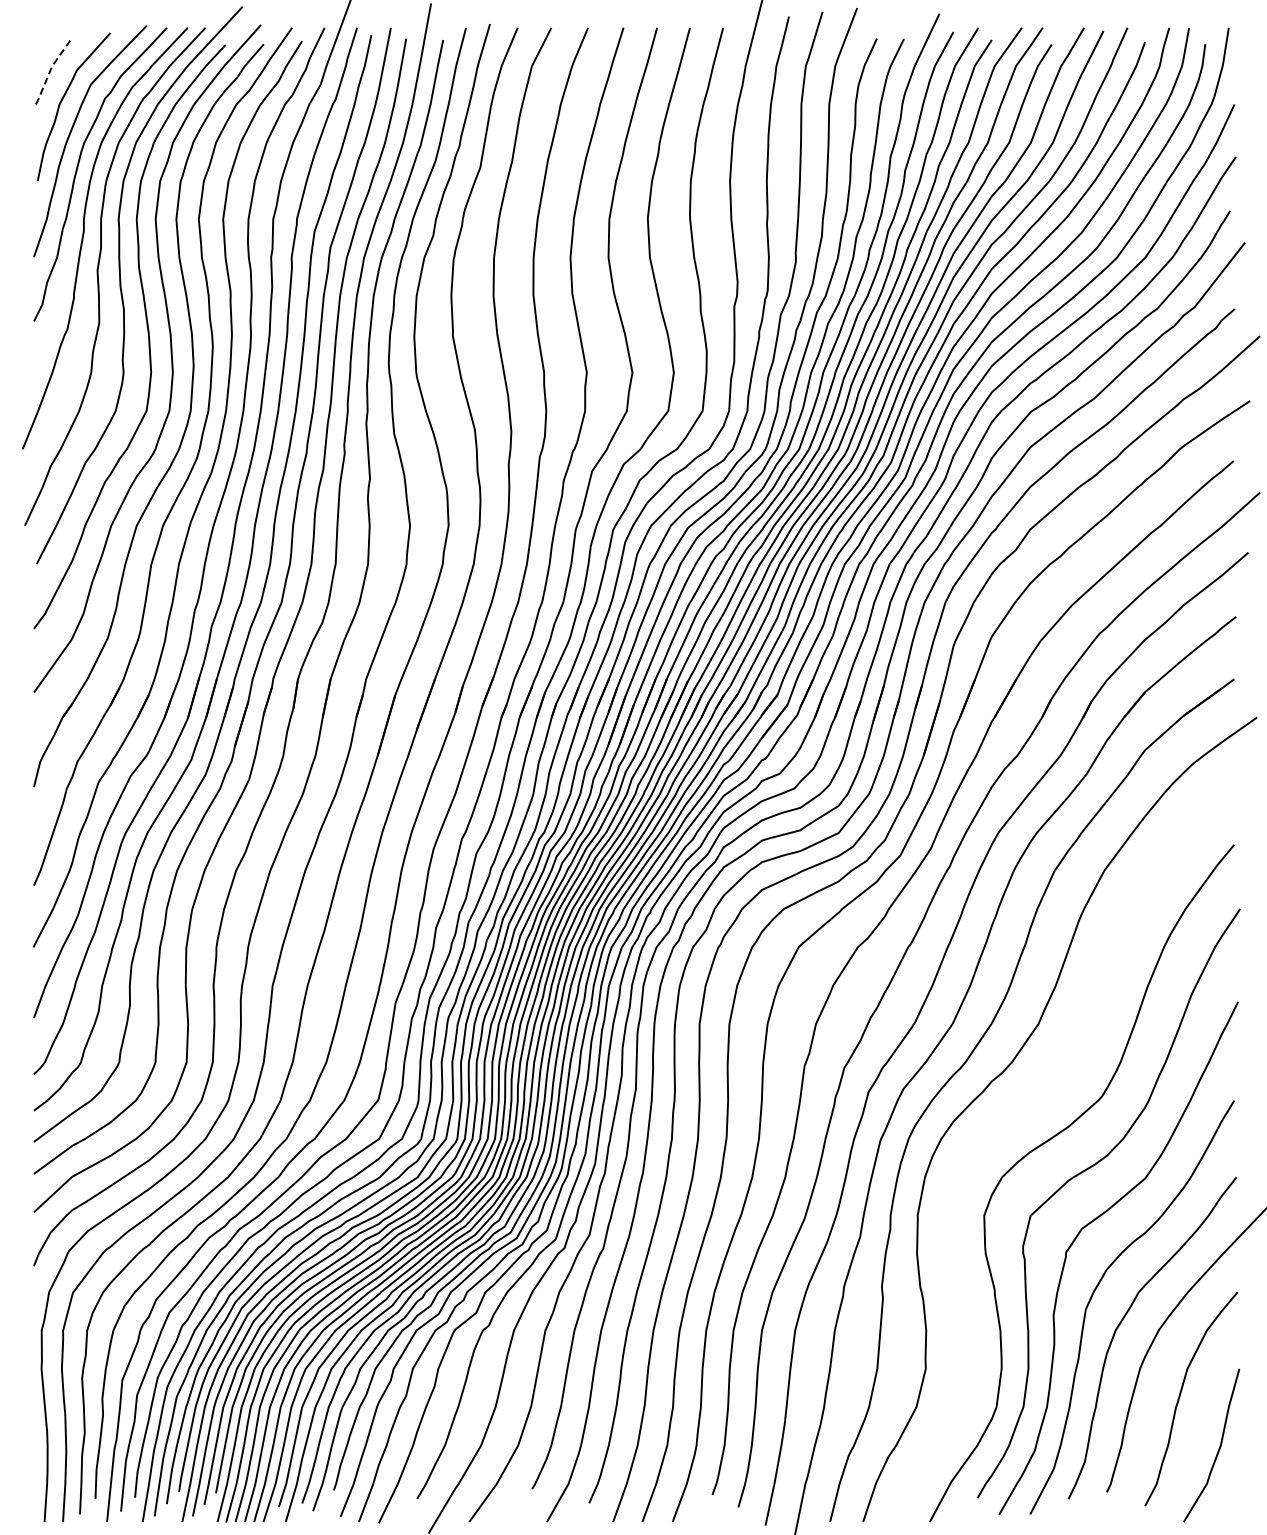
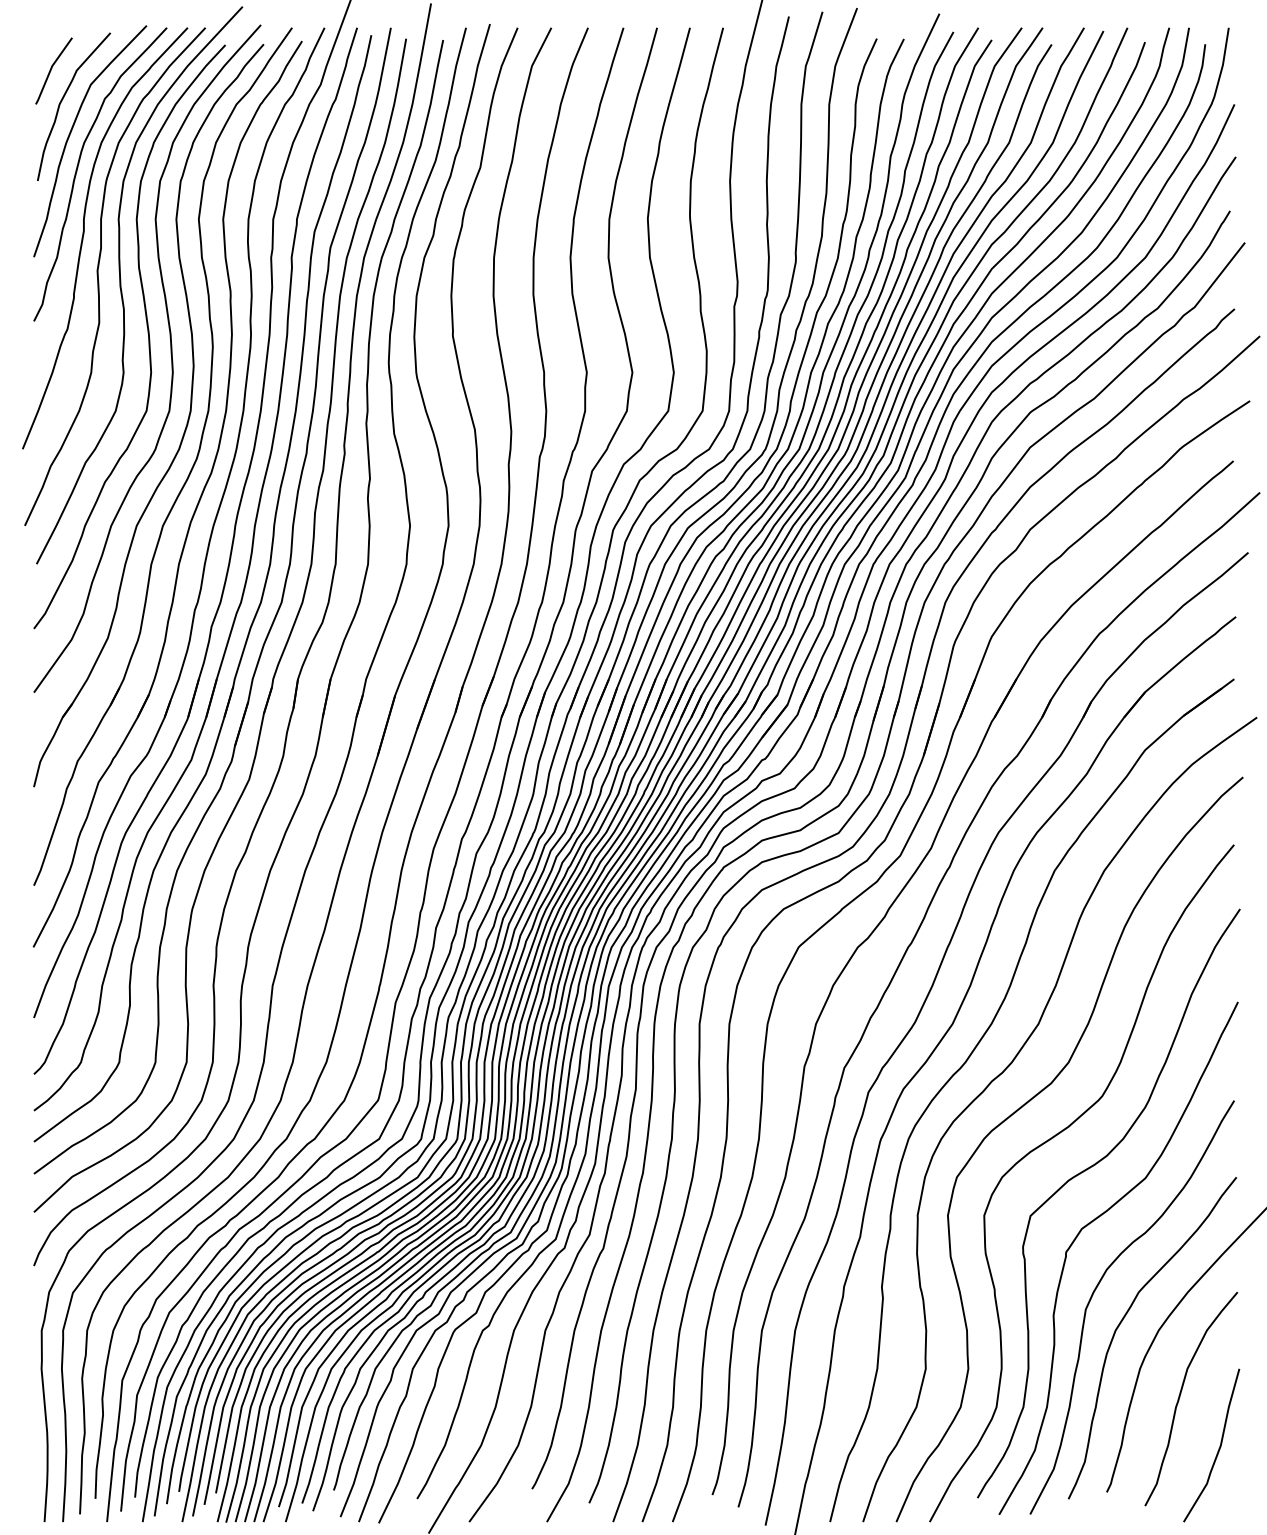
line: dashed -> solid (50, 69)
curve: none -> present (1030, 1101)
